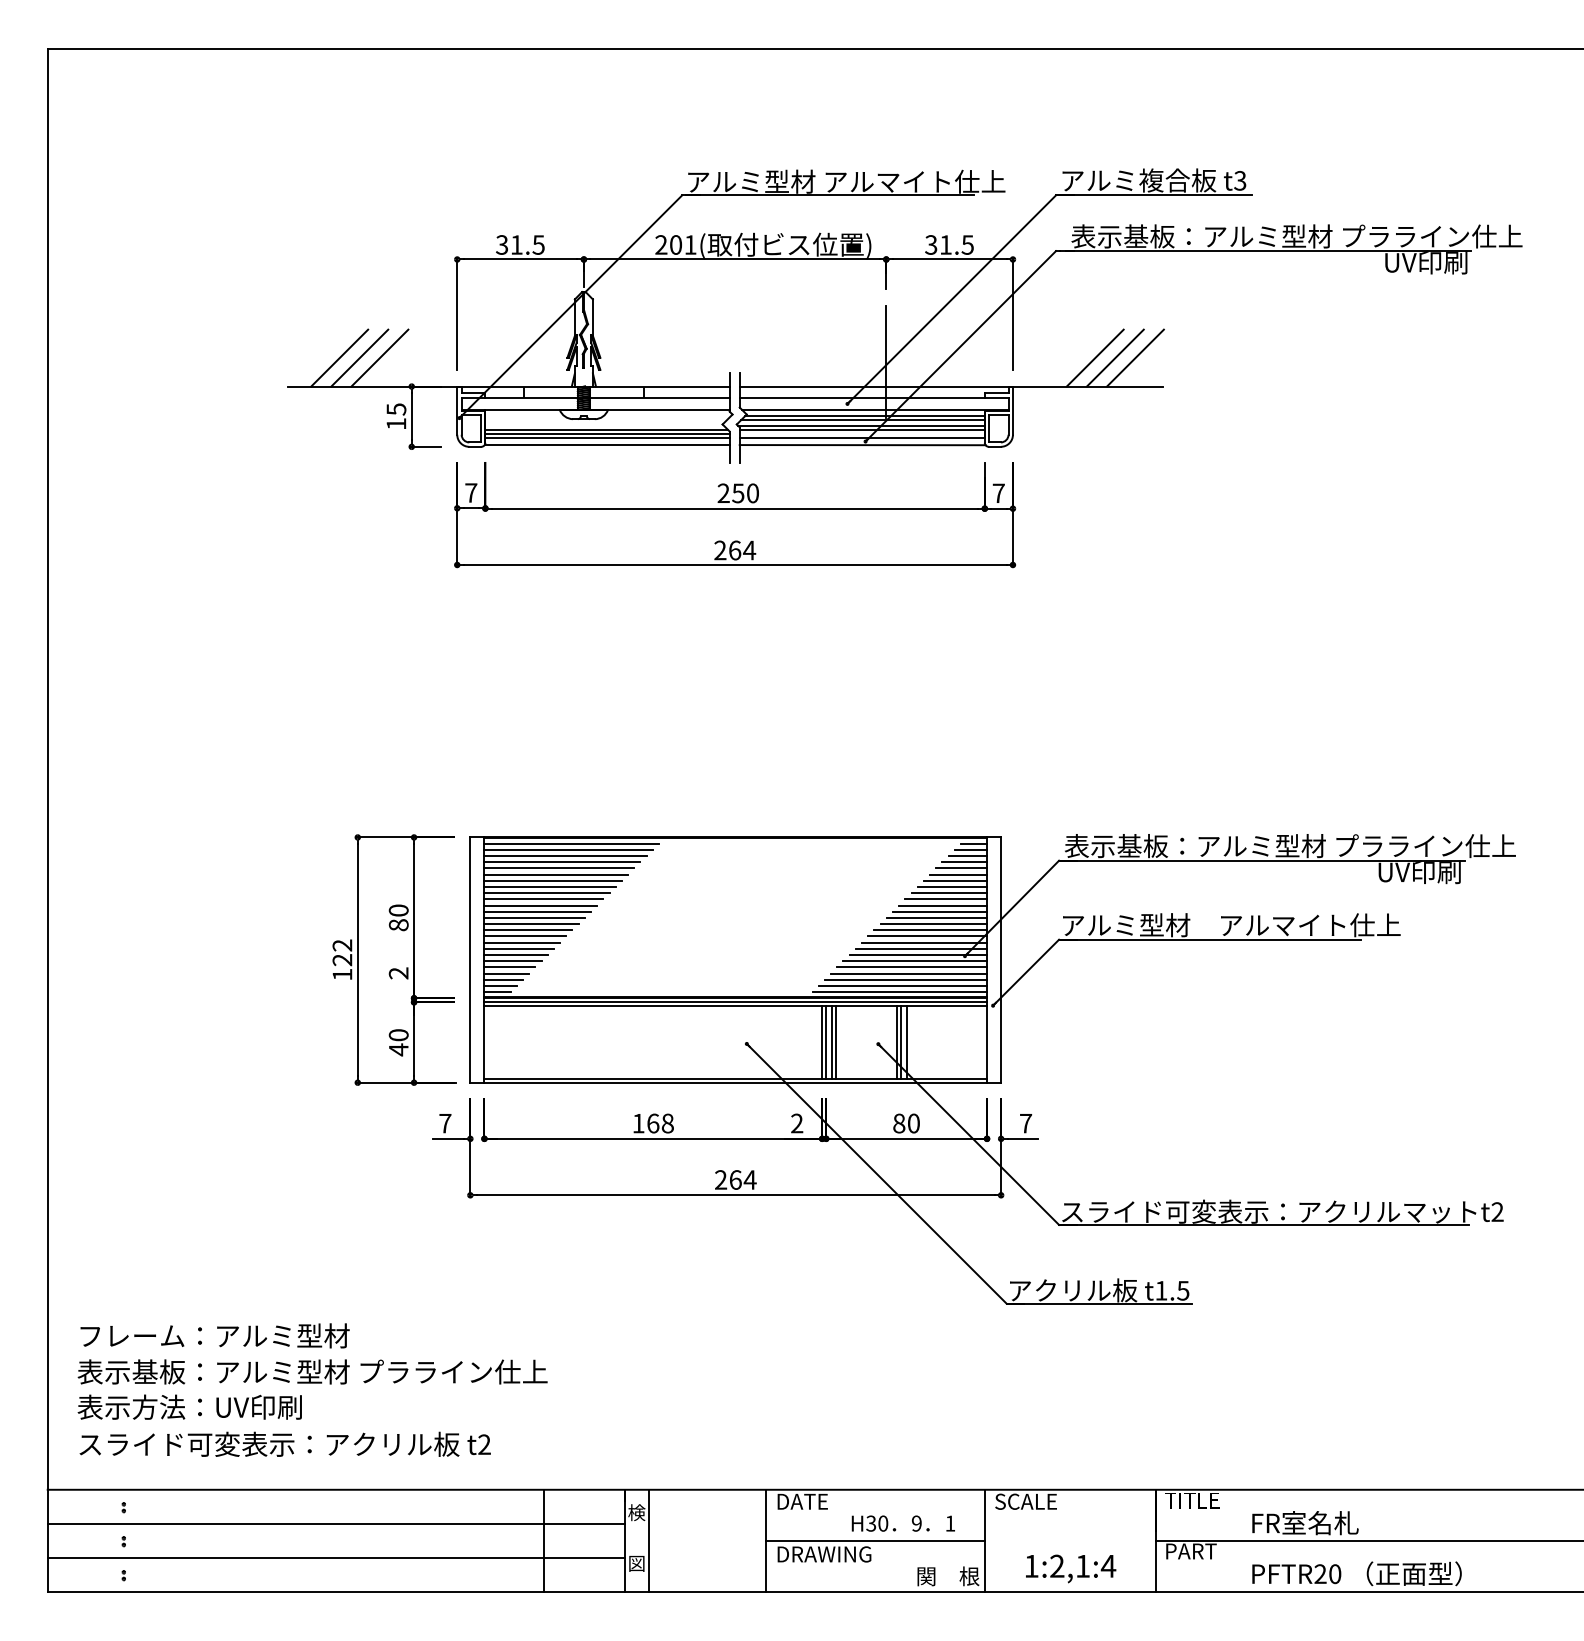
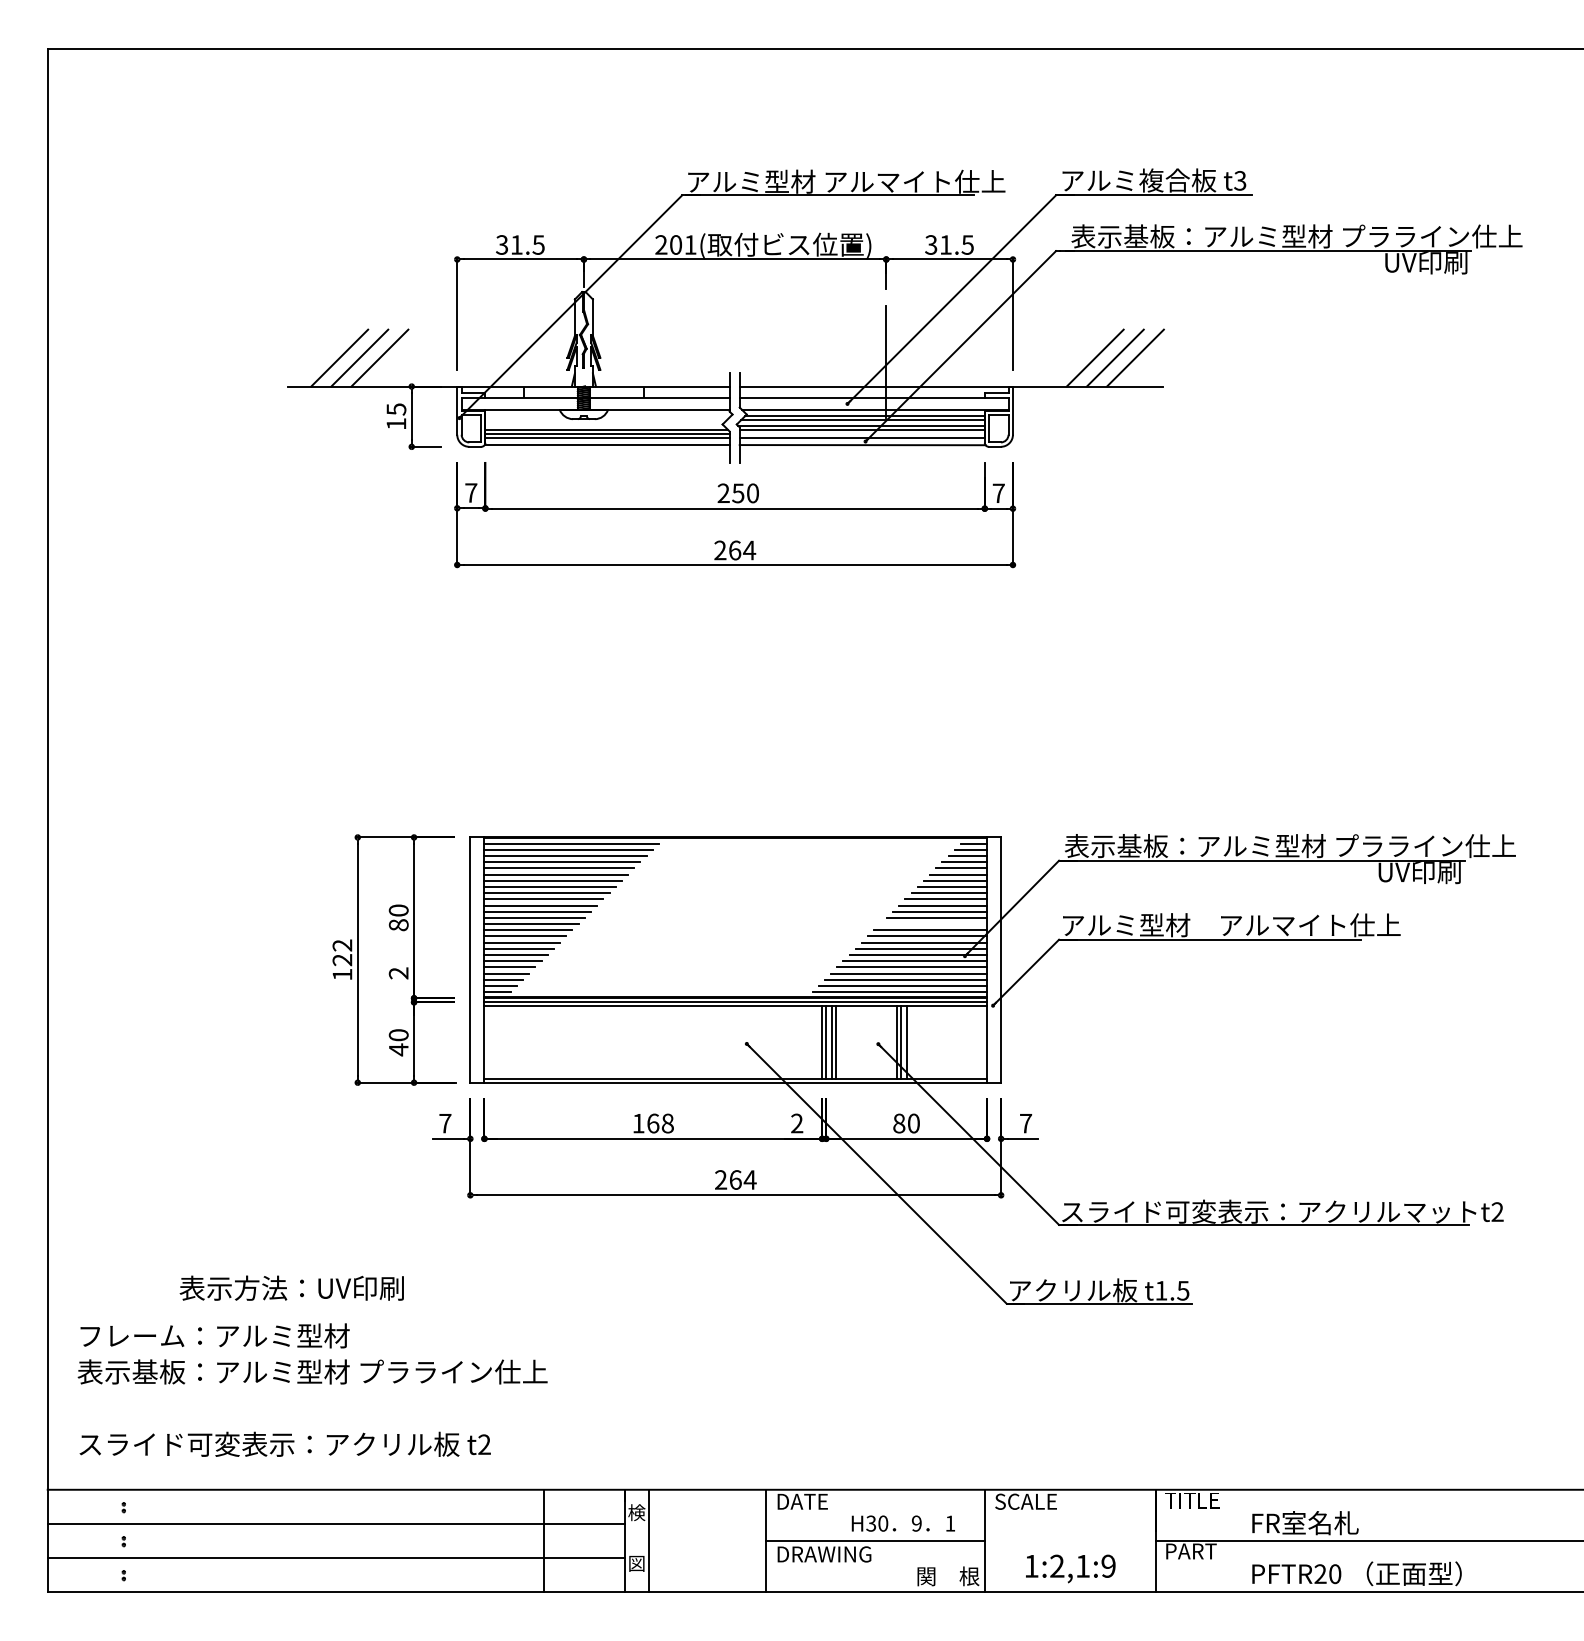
line: present -> none (933, 924)
text position: (189, 1406) -> (291, 1287) (291, 1287)
text: 1:2,1:4 -> 1:2,1:9 (1108, 1565)
